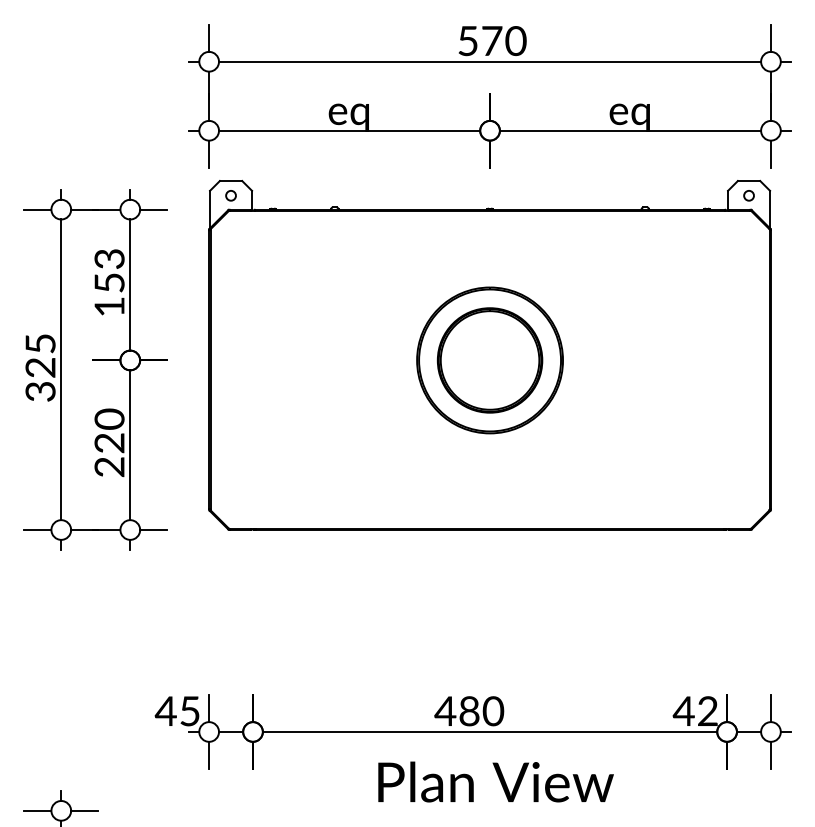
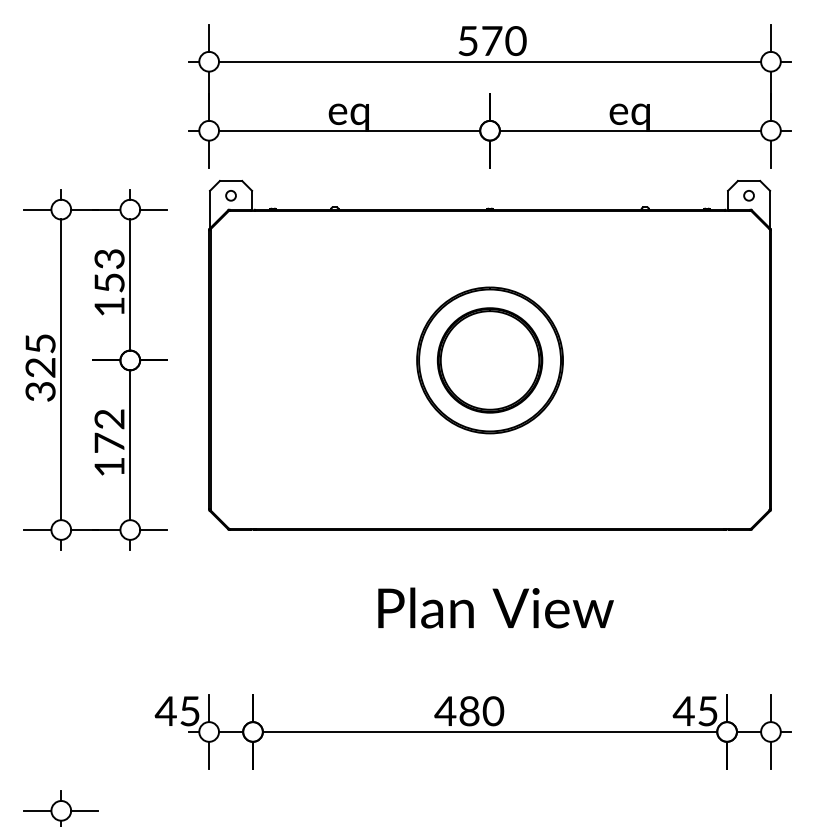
text: 220 -> 172 (109, 442)
text: 42 -> 45 (707, 711)
text position: (495, 781) -> (495, 607) (495, 607)
